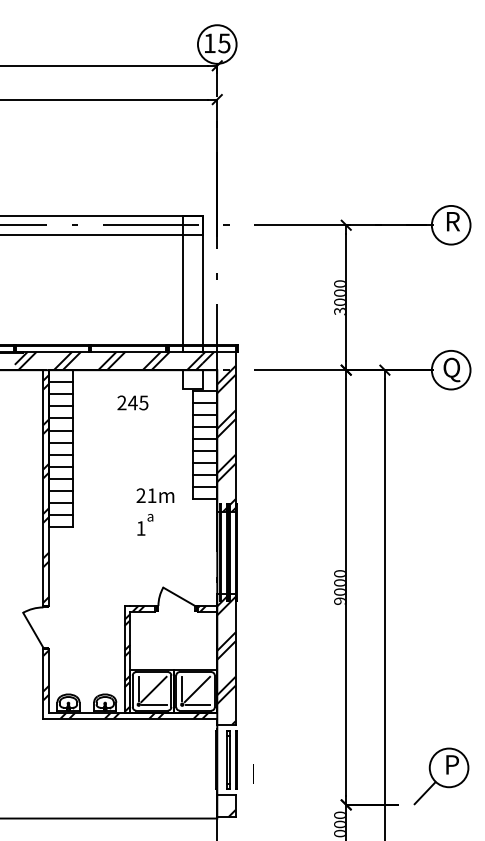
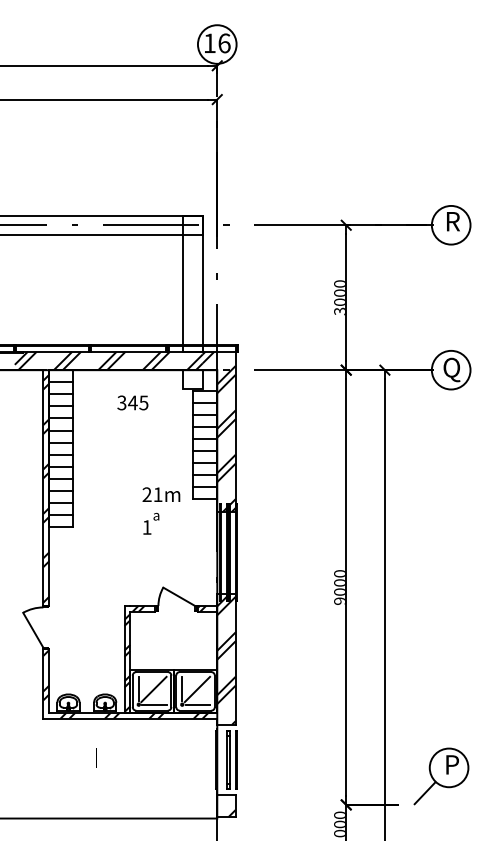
text: 15 -> 16 (224, 43)
text: 245 -> 345 (121, 403)
text position: (155, 511) -> (161, 510) (161, 510)
line position: (253, 773) -> (96, 757) (96, 757)
